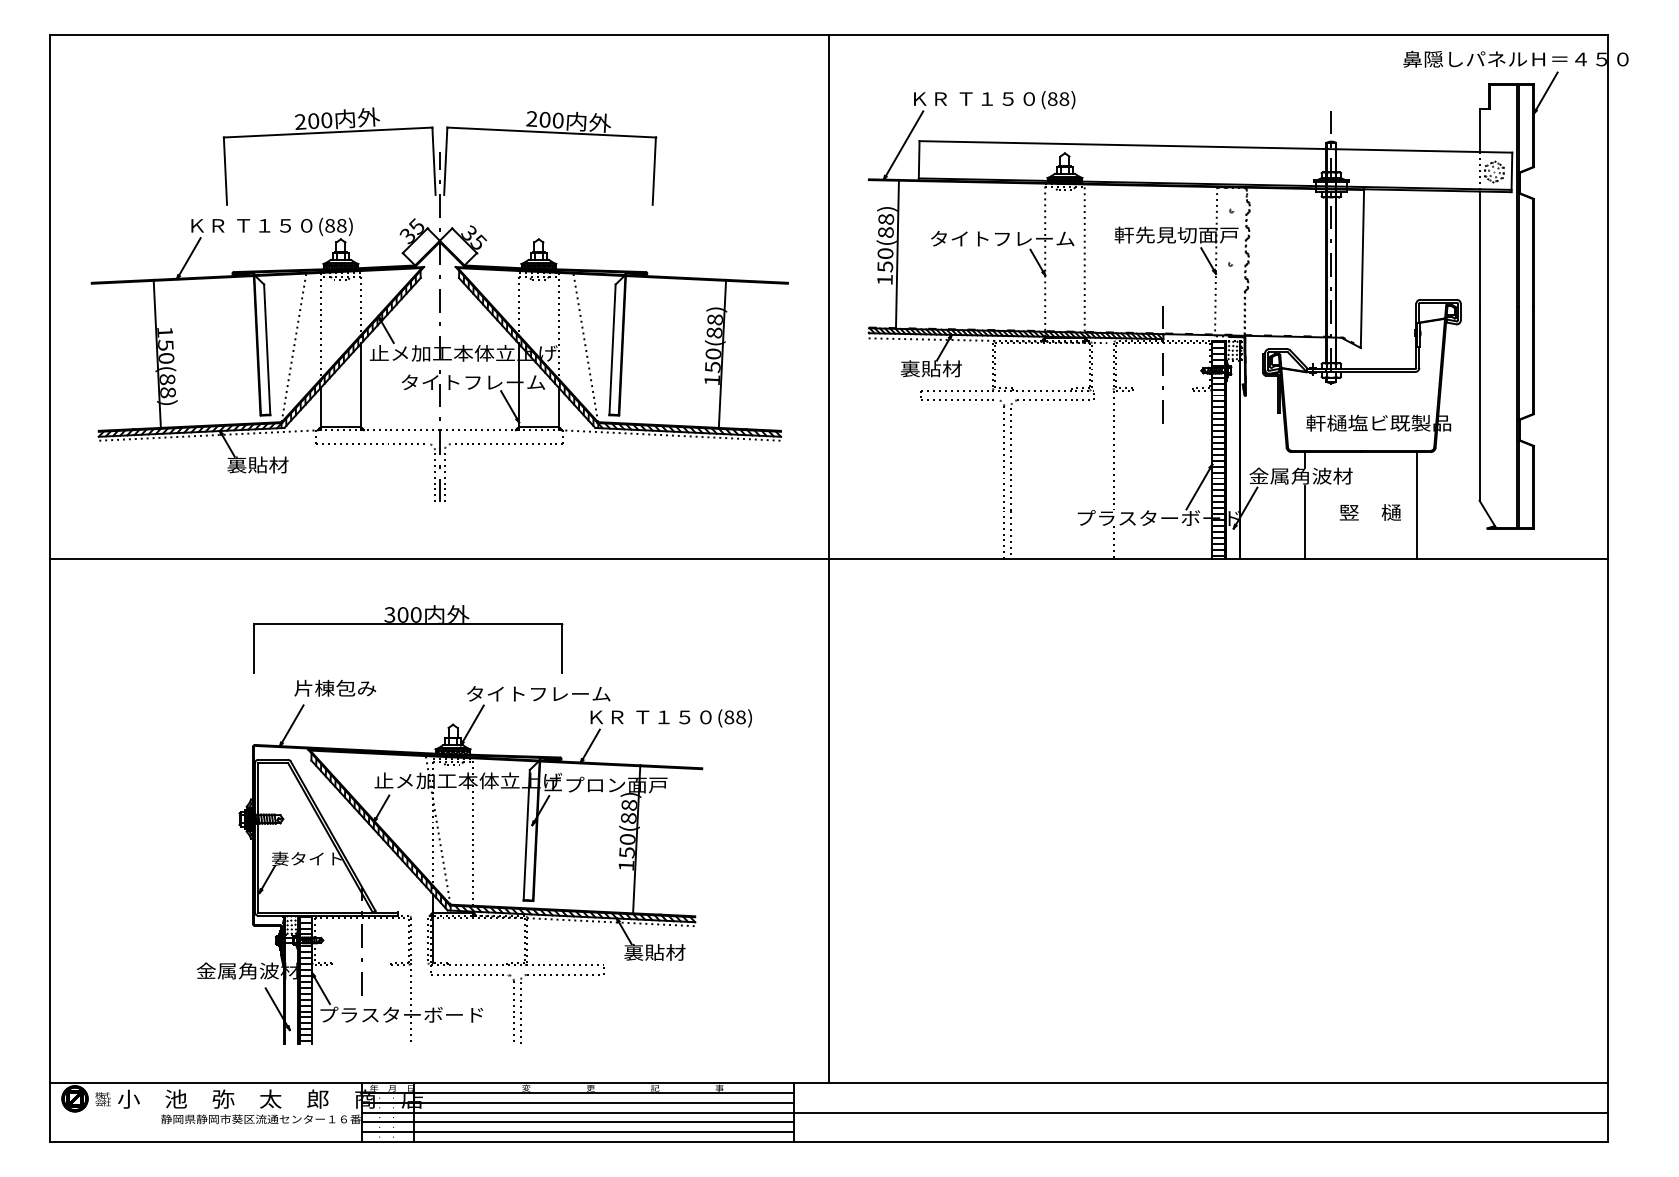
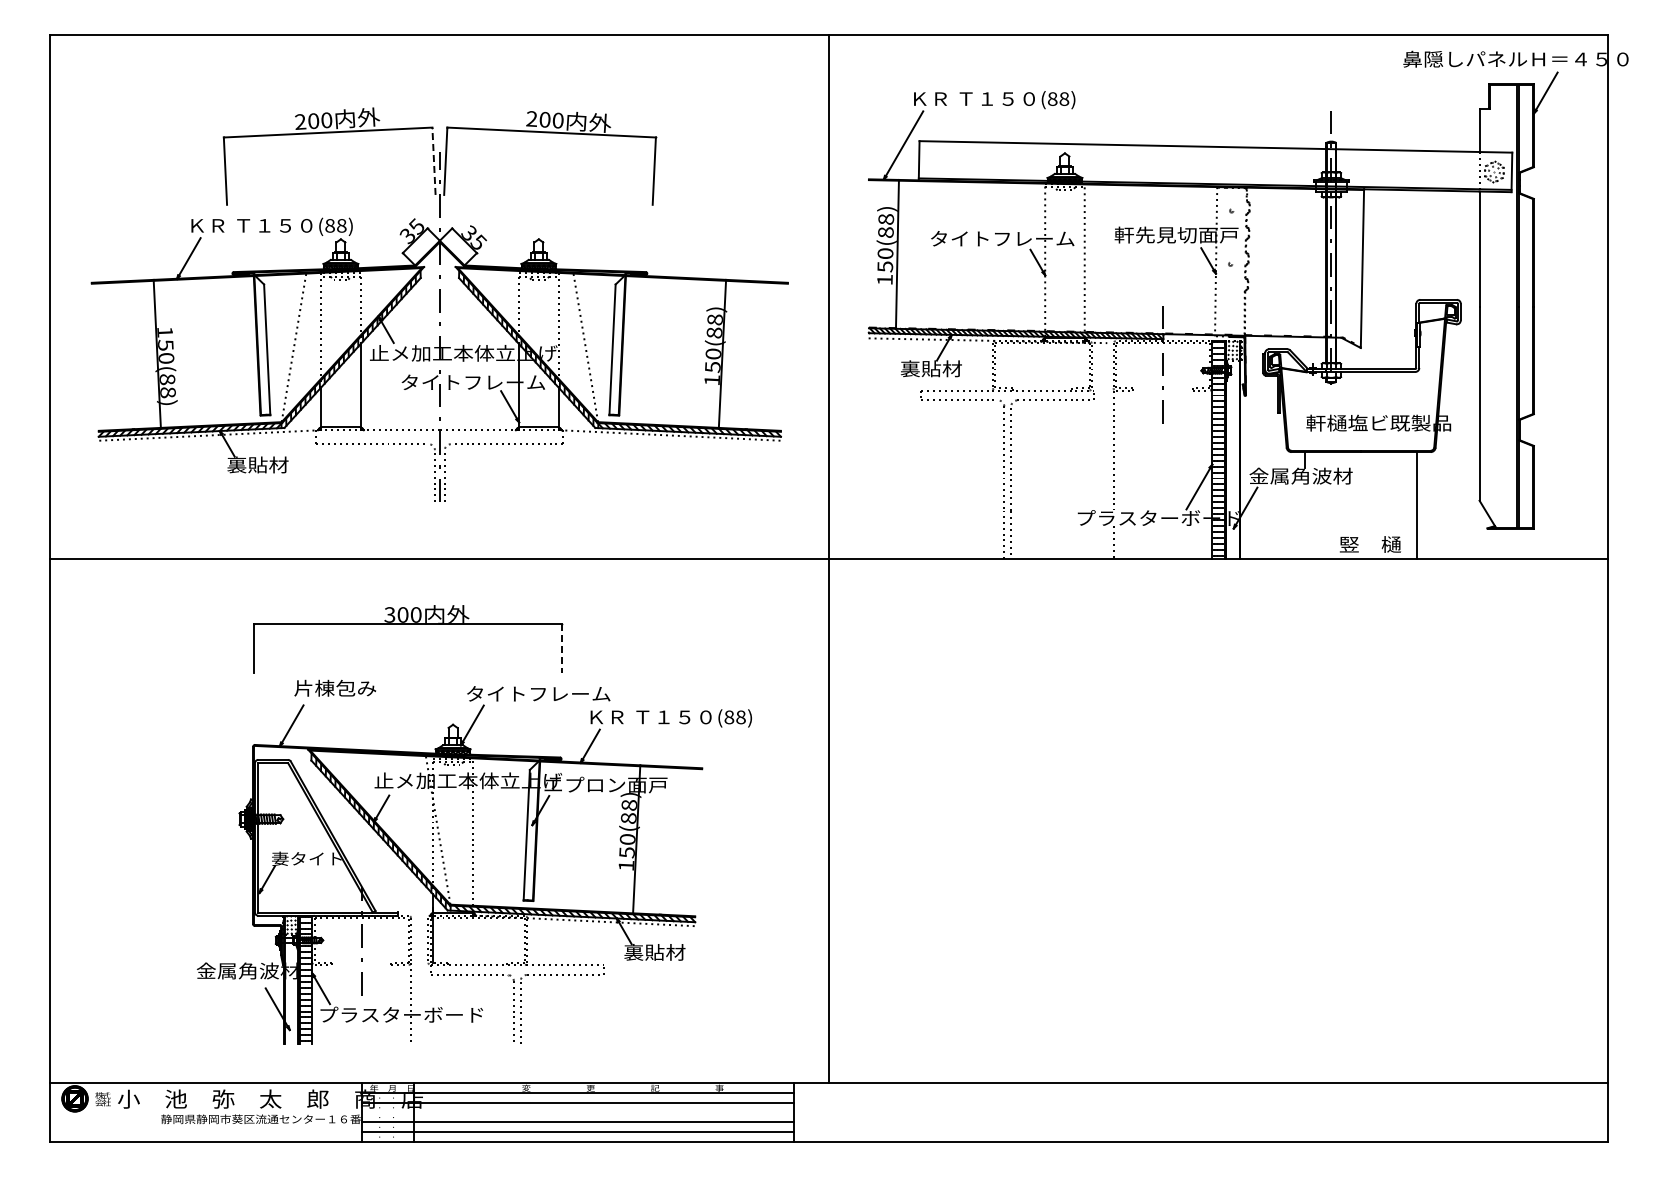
line: solid -> dashed (434, 161)
text position: (1370, 512) -> (1370, 544) (1370, 544)
line: present -> none (1304, 522)
line: solid -> dashed (561, 648)
line: present -> none (984, 1112)
